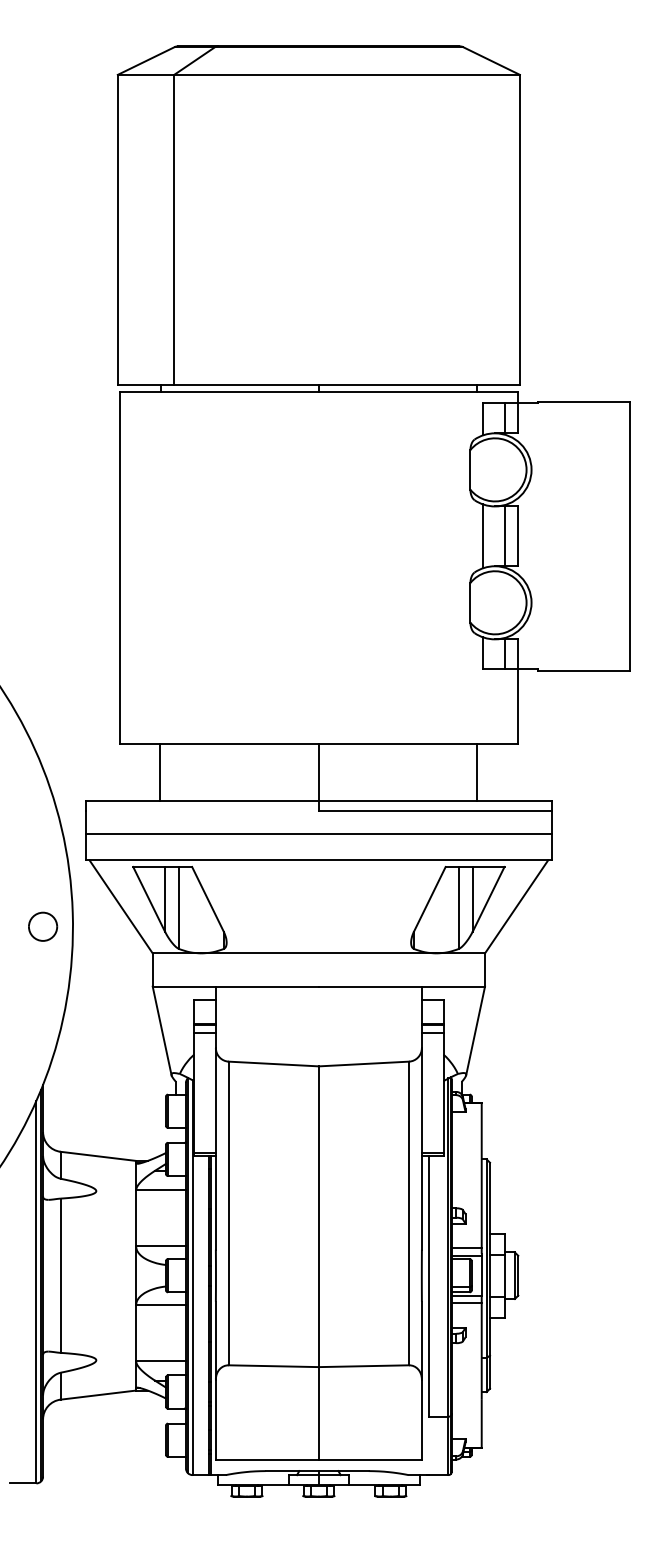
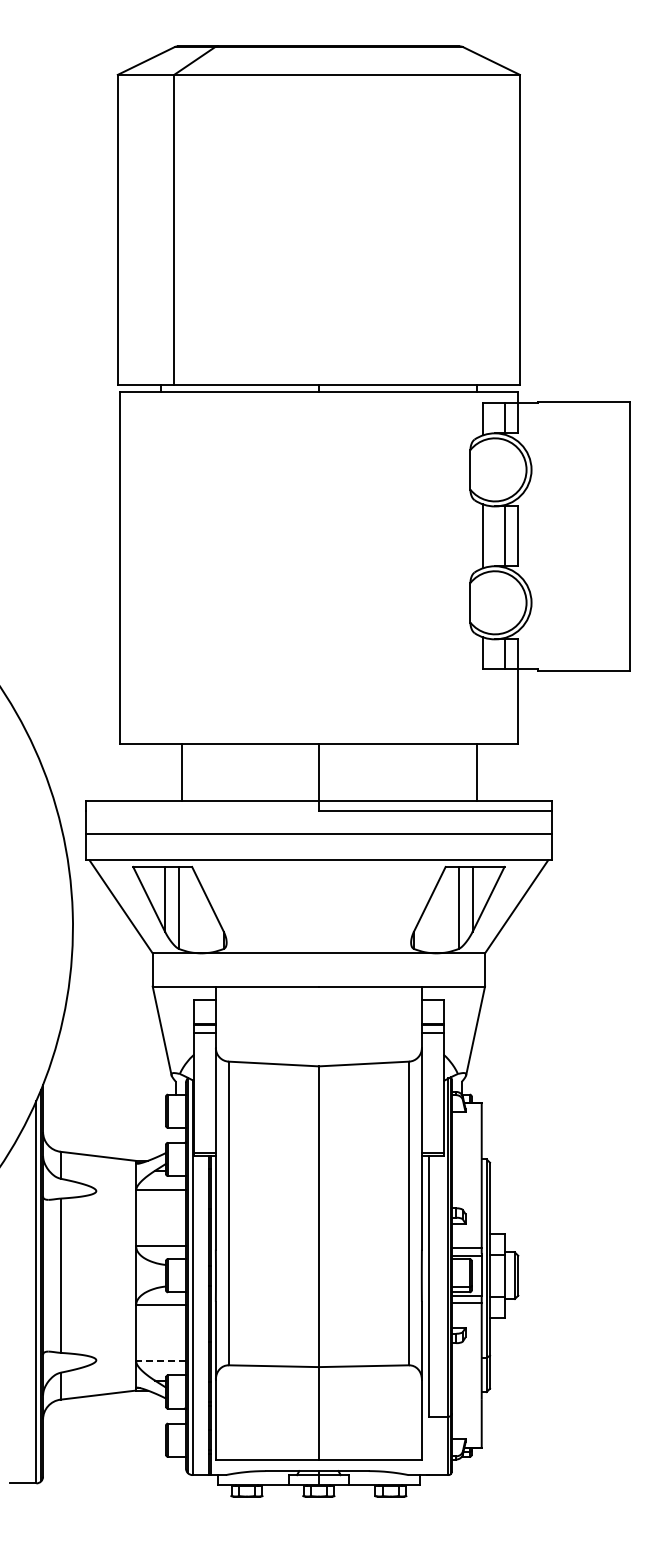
line position: (160, 772) -> (182, 772) (182, 772)
part: present -> none (43, 926)
line: solid -> dashed (161, 1361)
